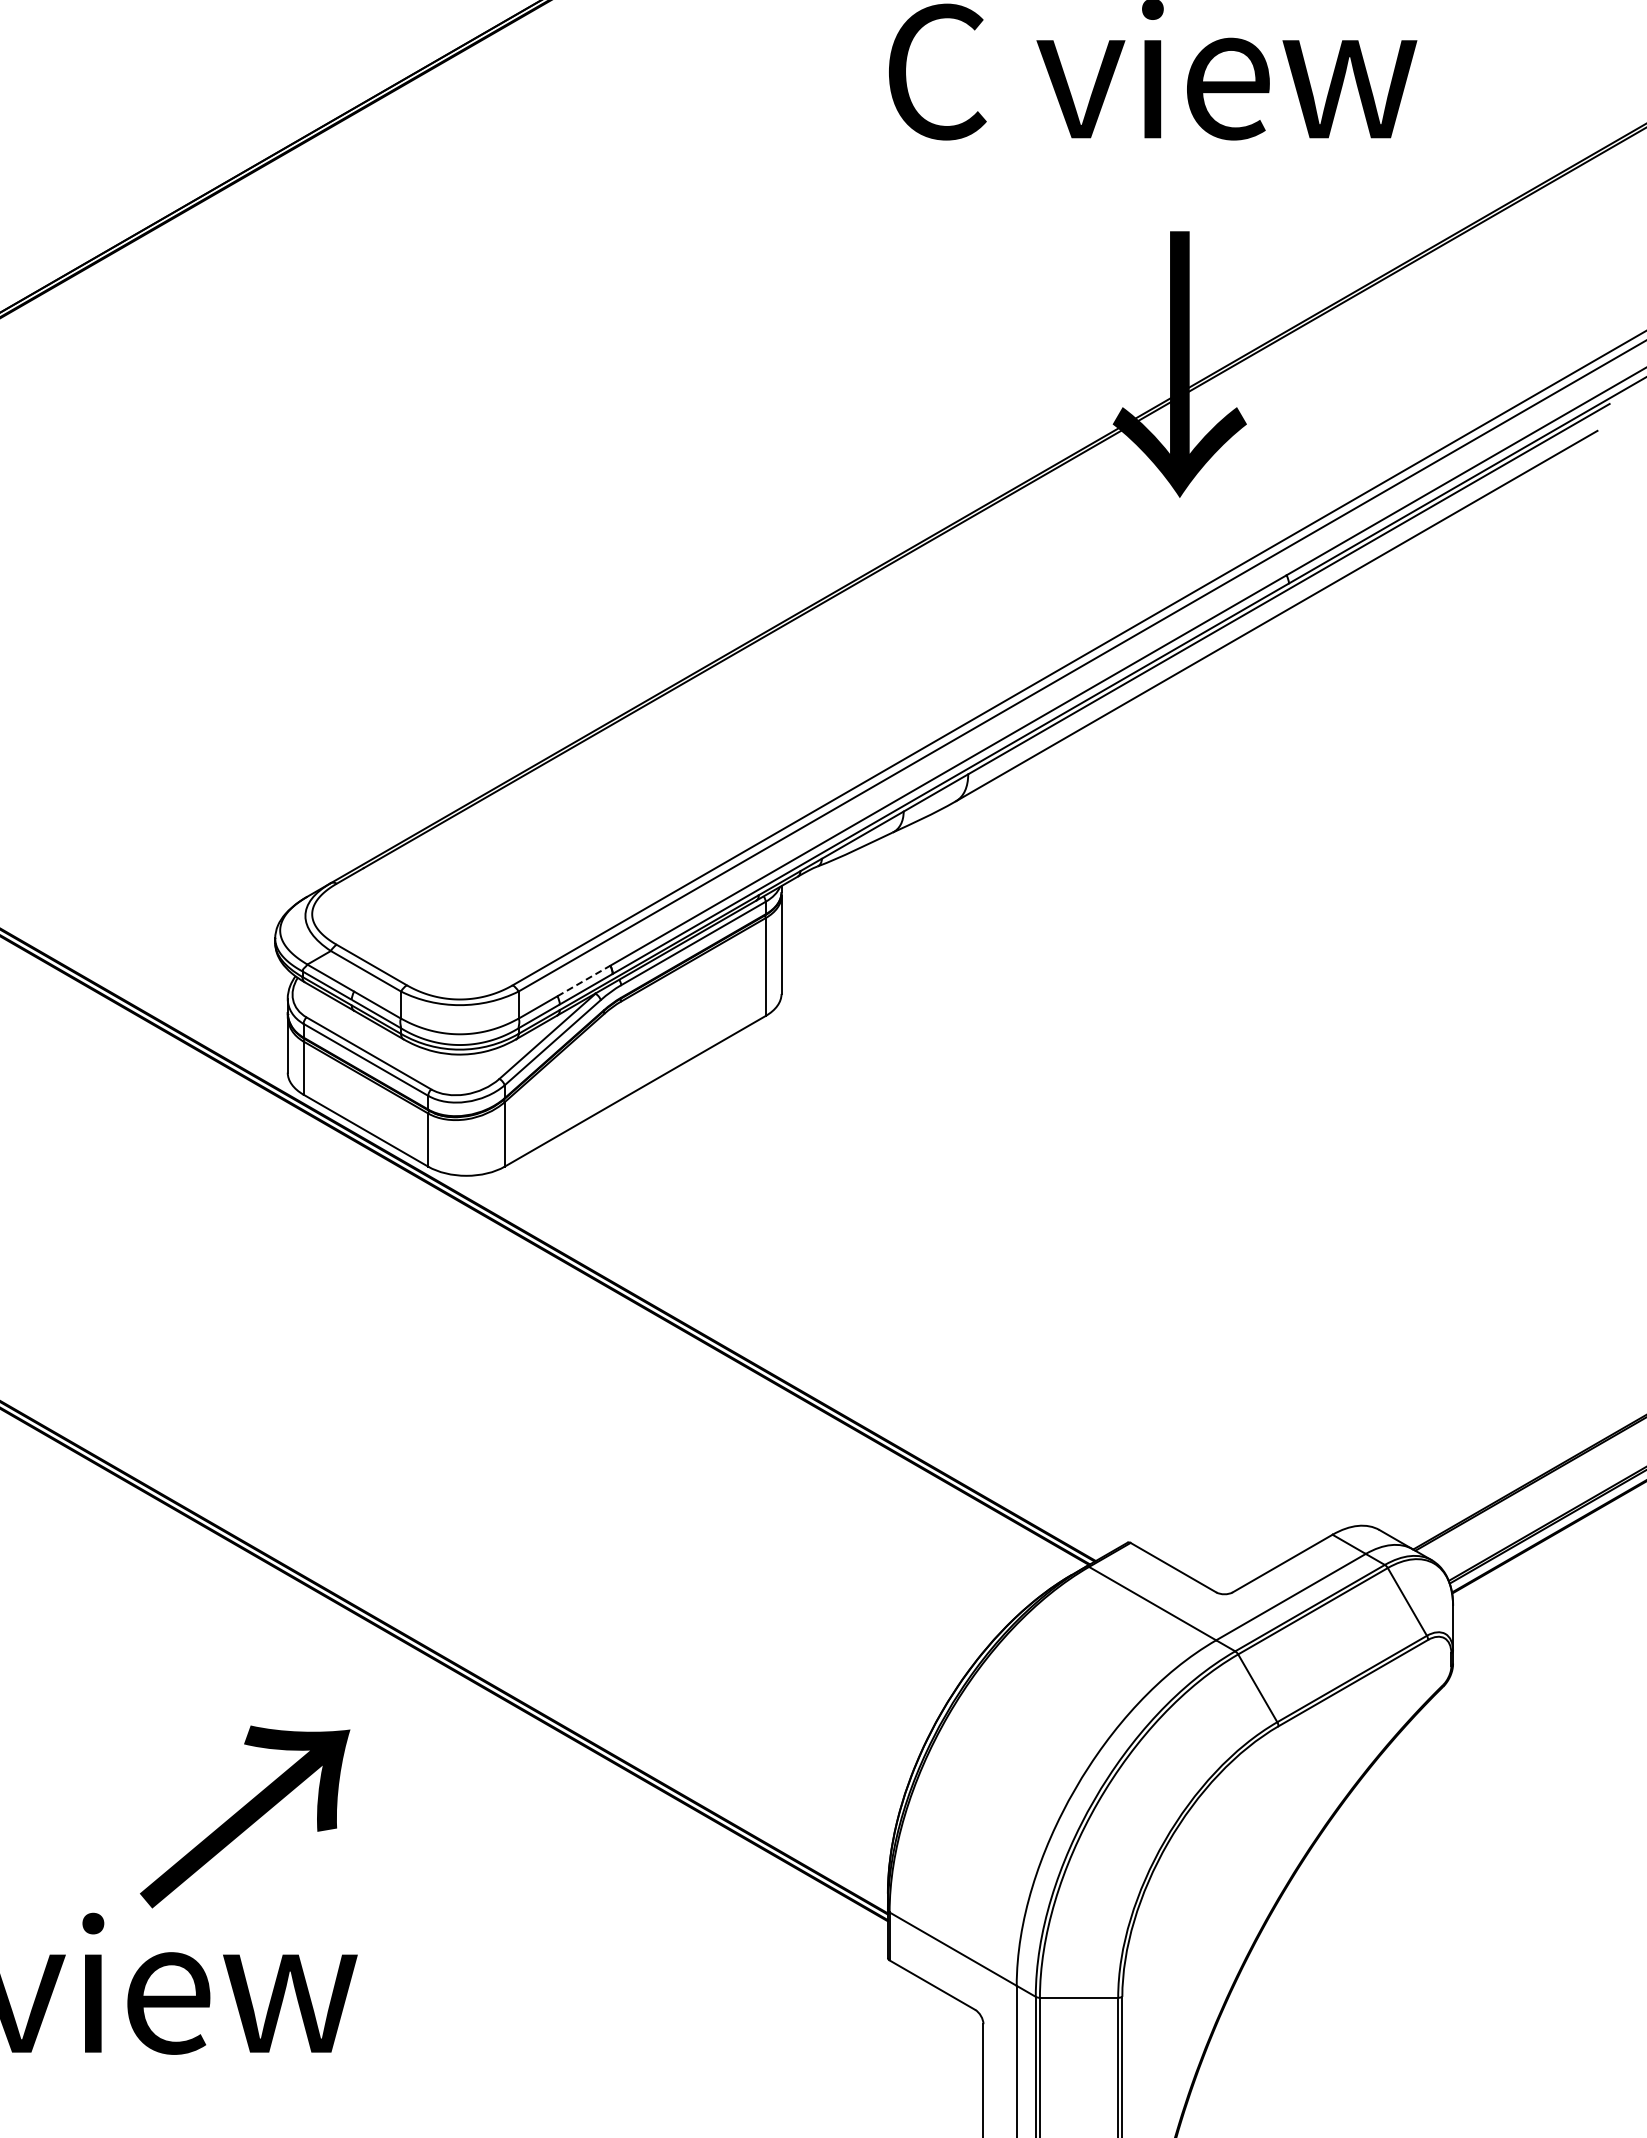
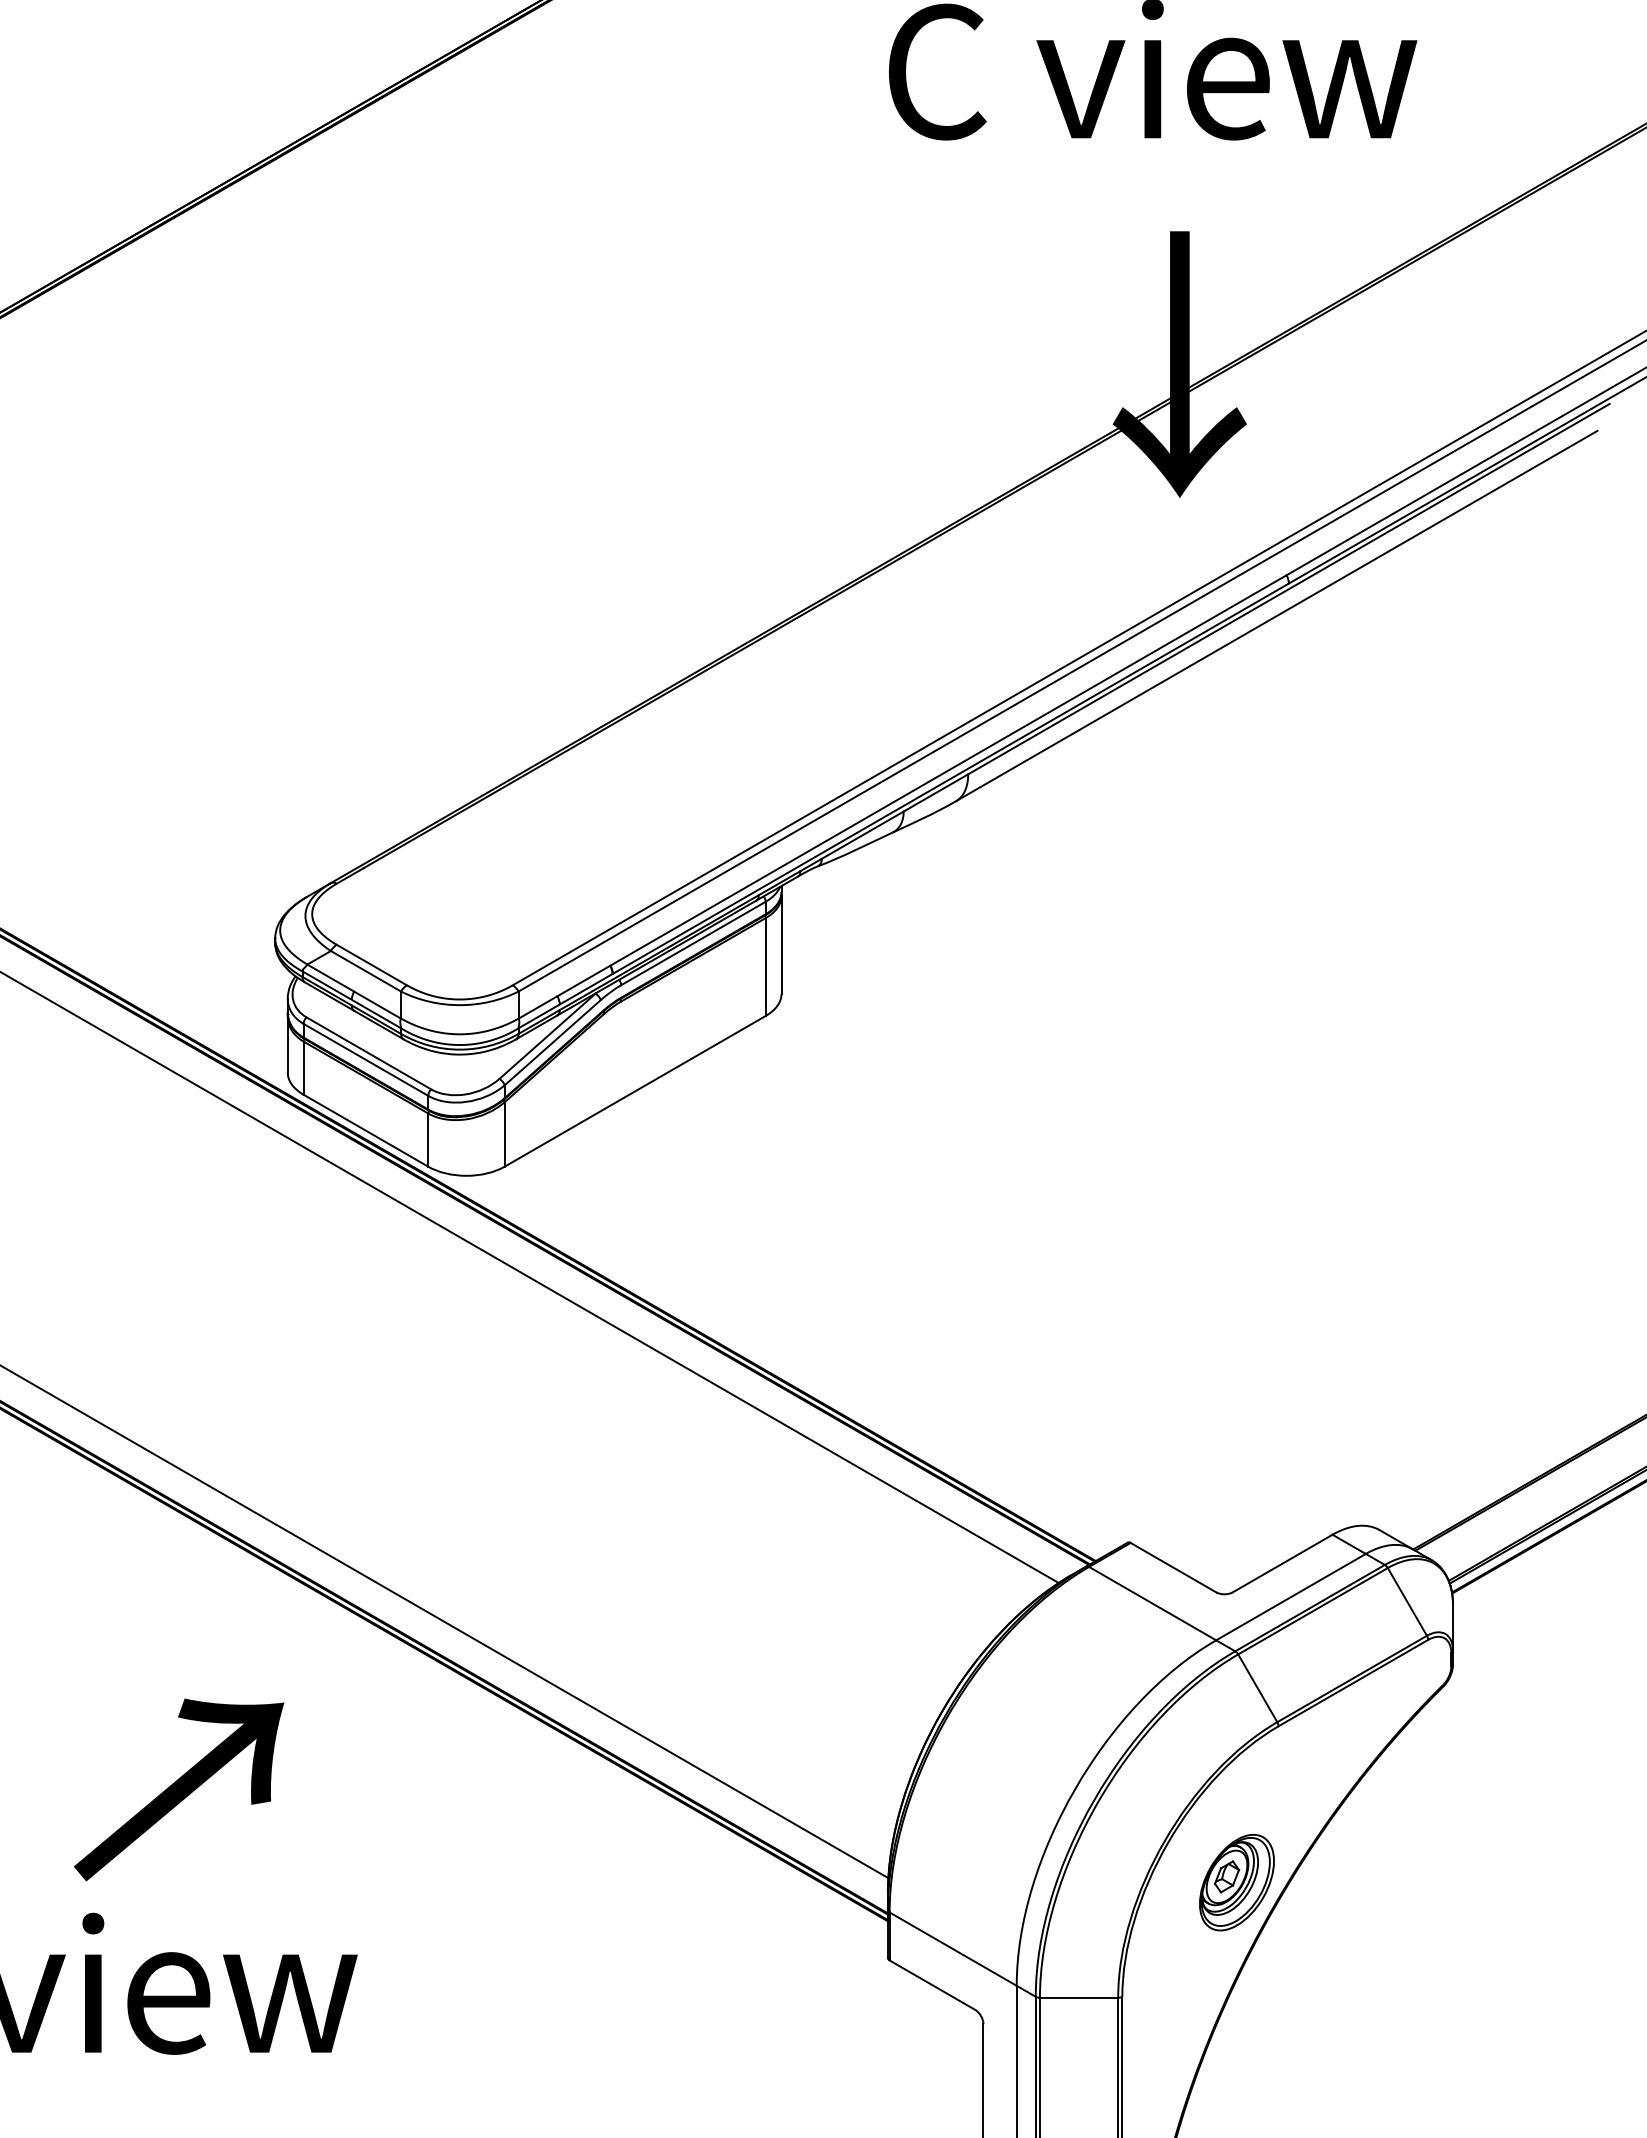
line: dashed -> solid (583, 981)
line: none -> present (530, 1277)
line: none -> present (445, 1622)
text position: (245, 1816) -> (179, 1789) (179, 1789)
part: none -> present (1236, 1882)
